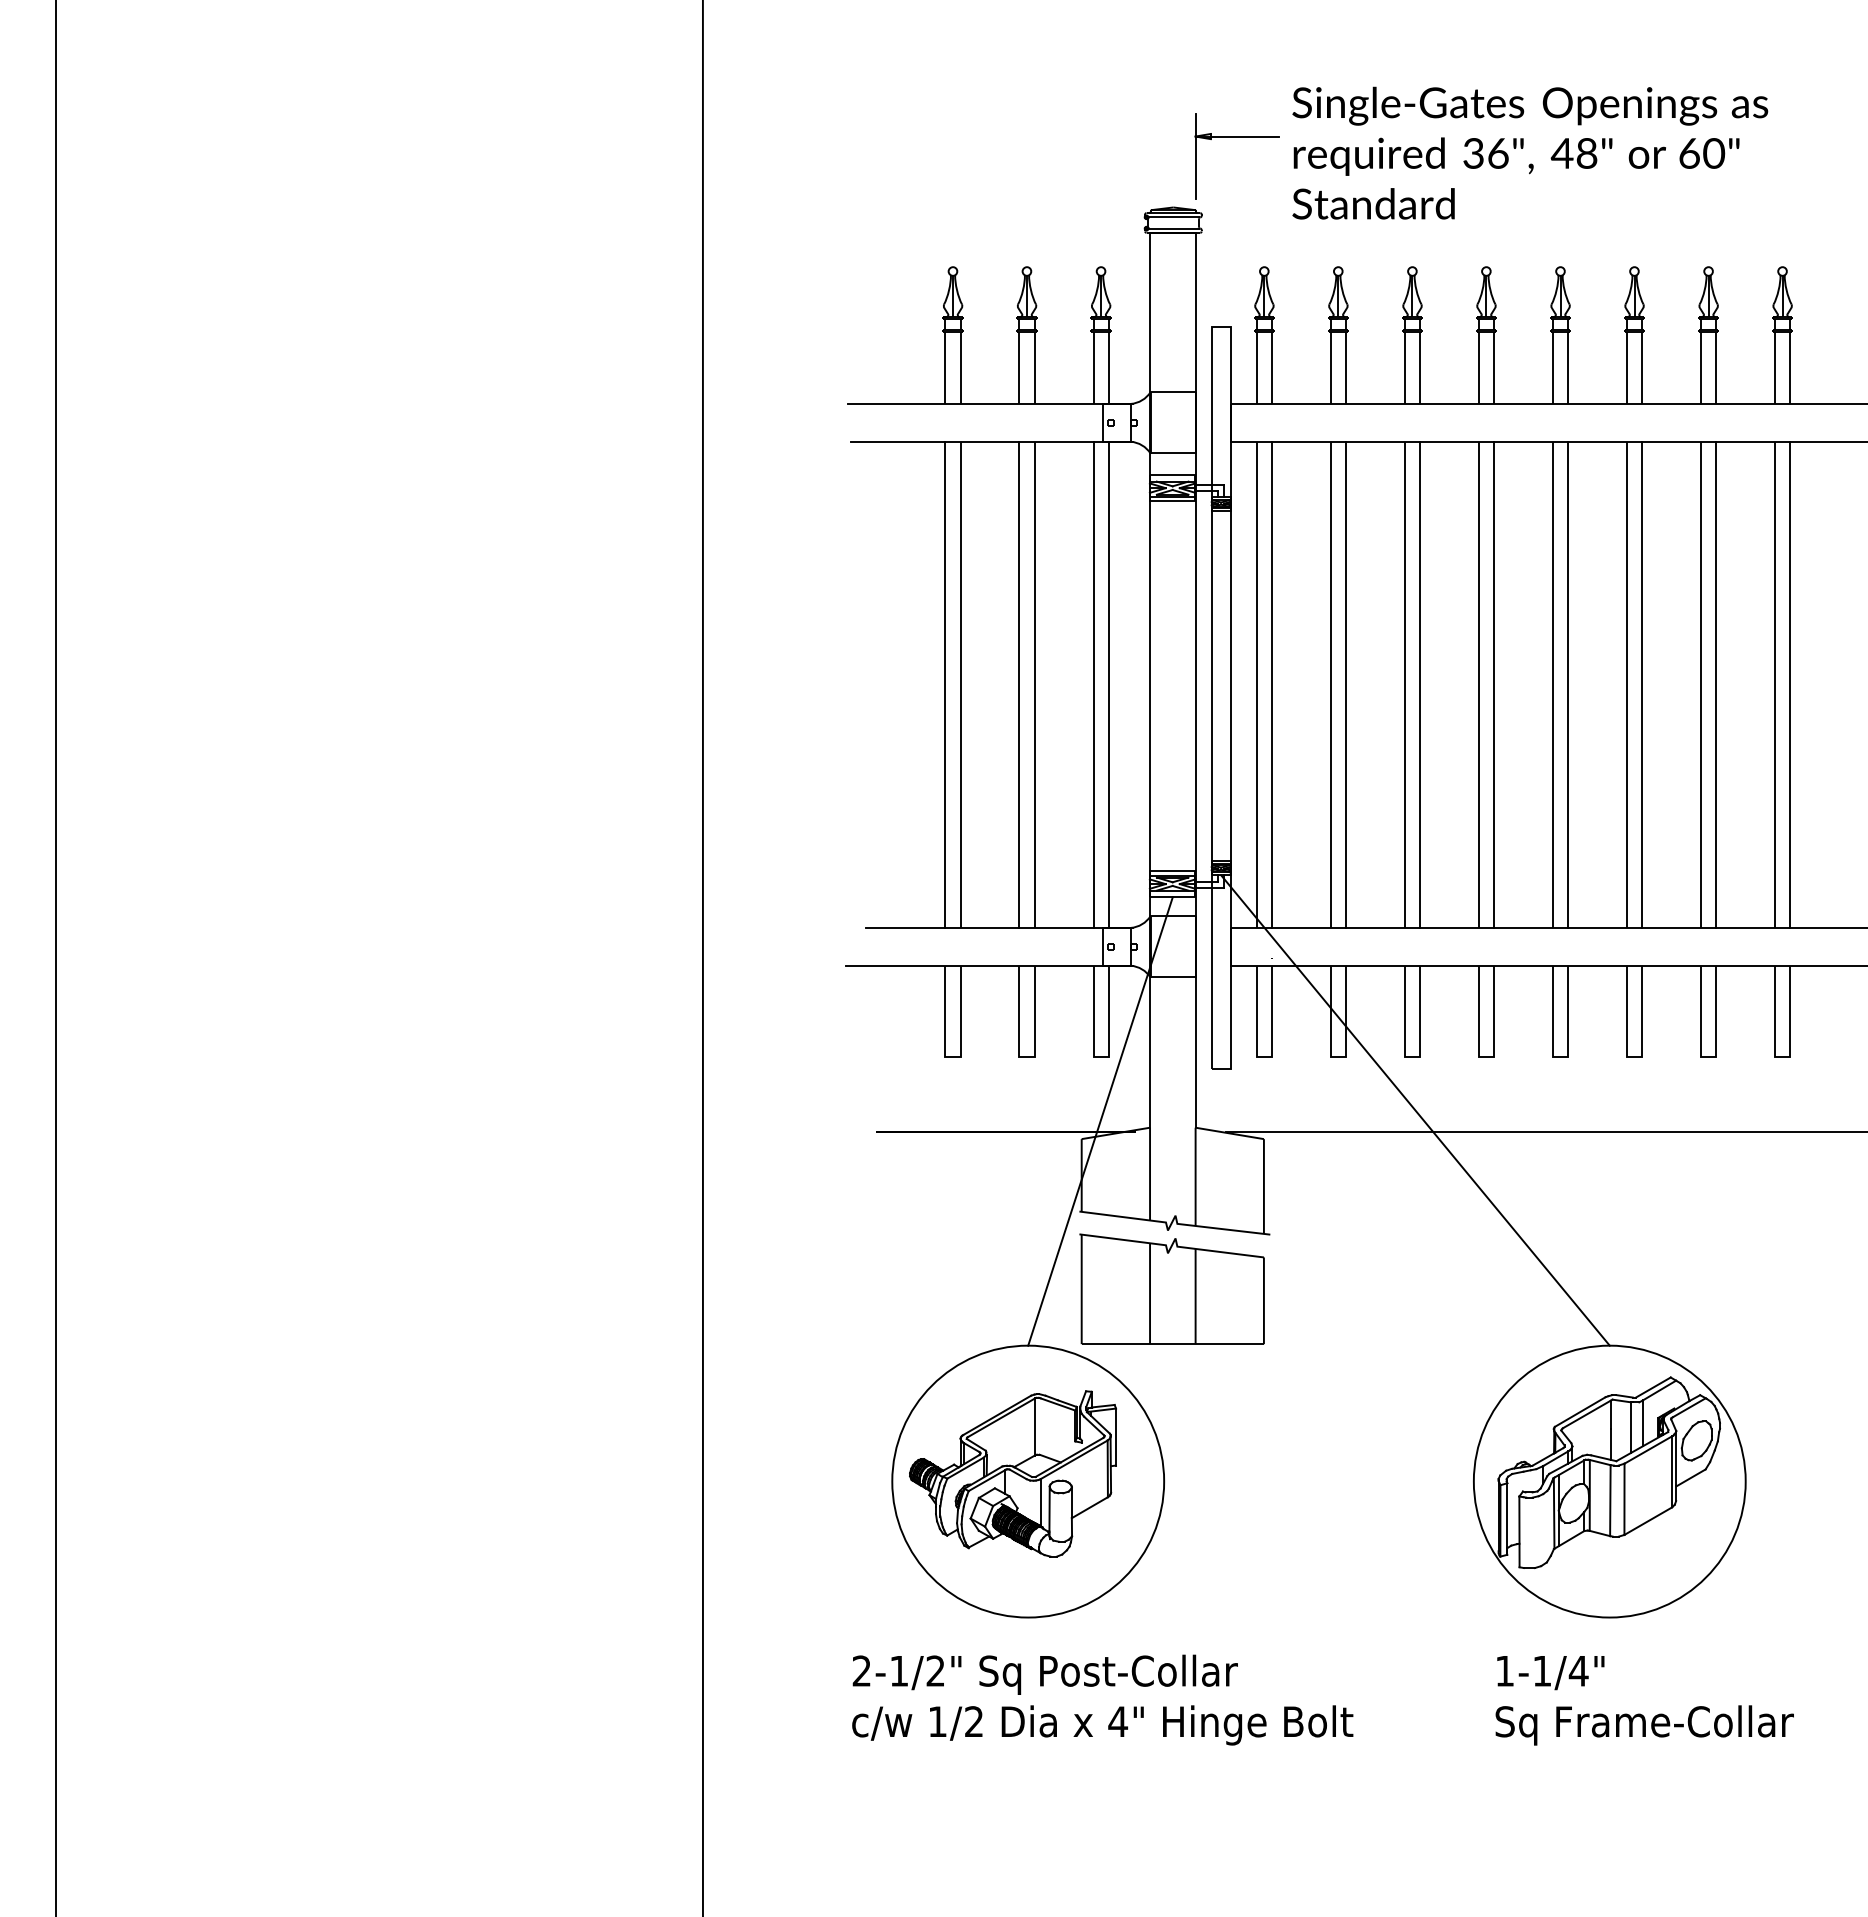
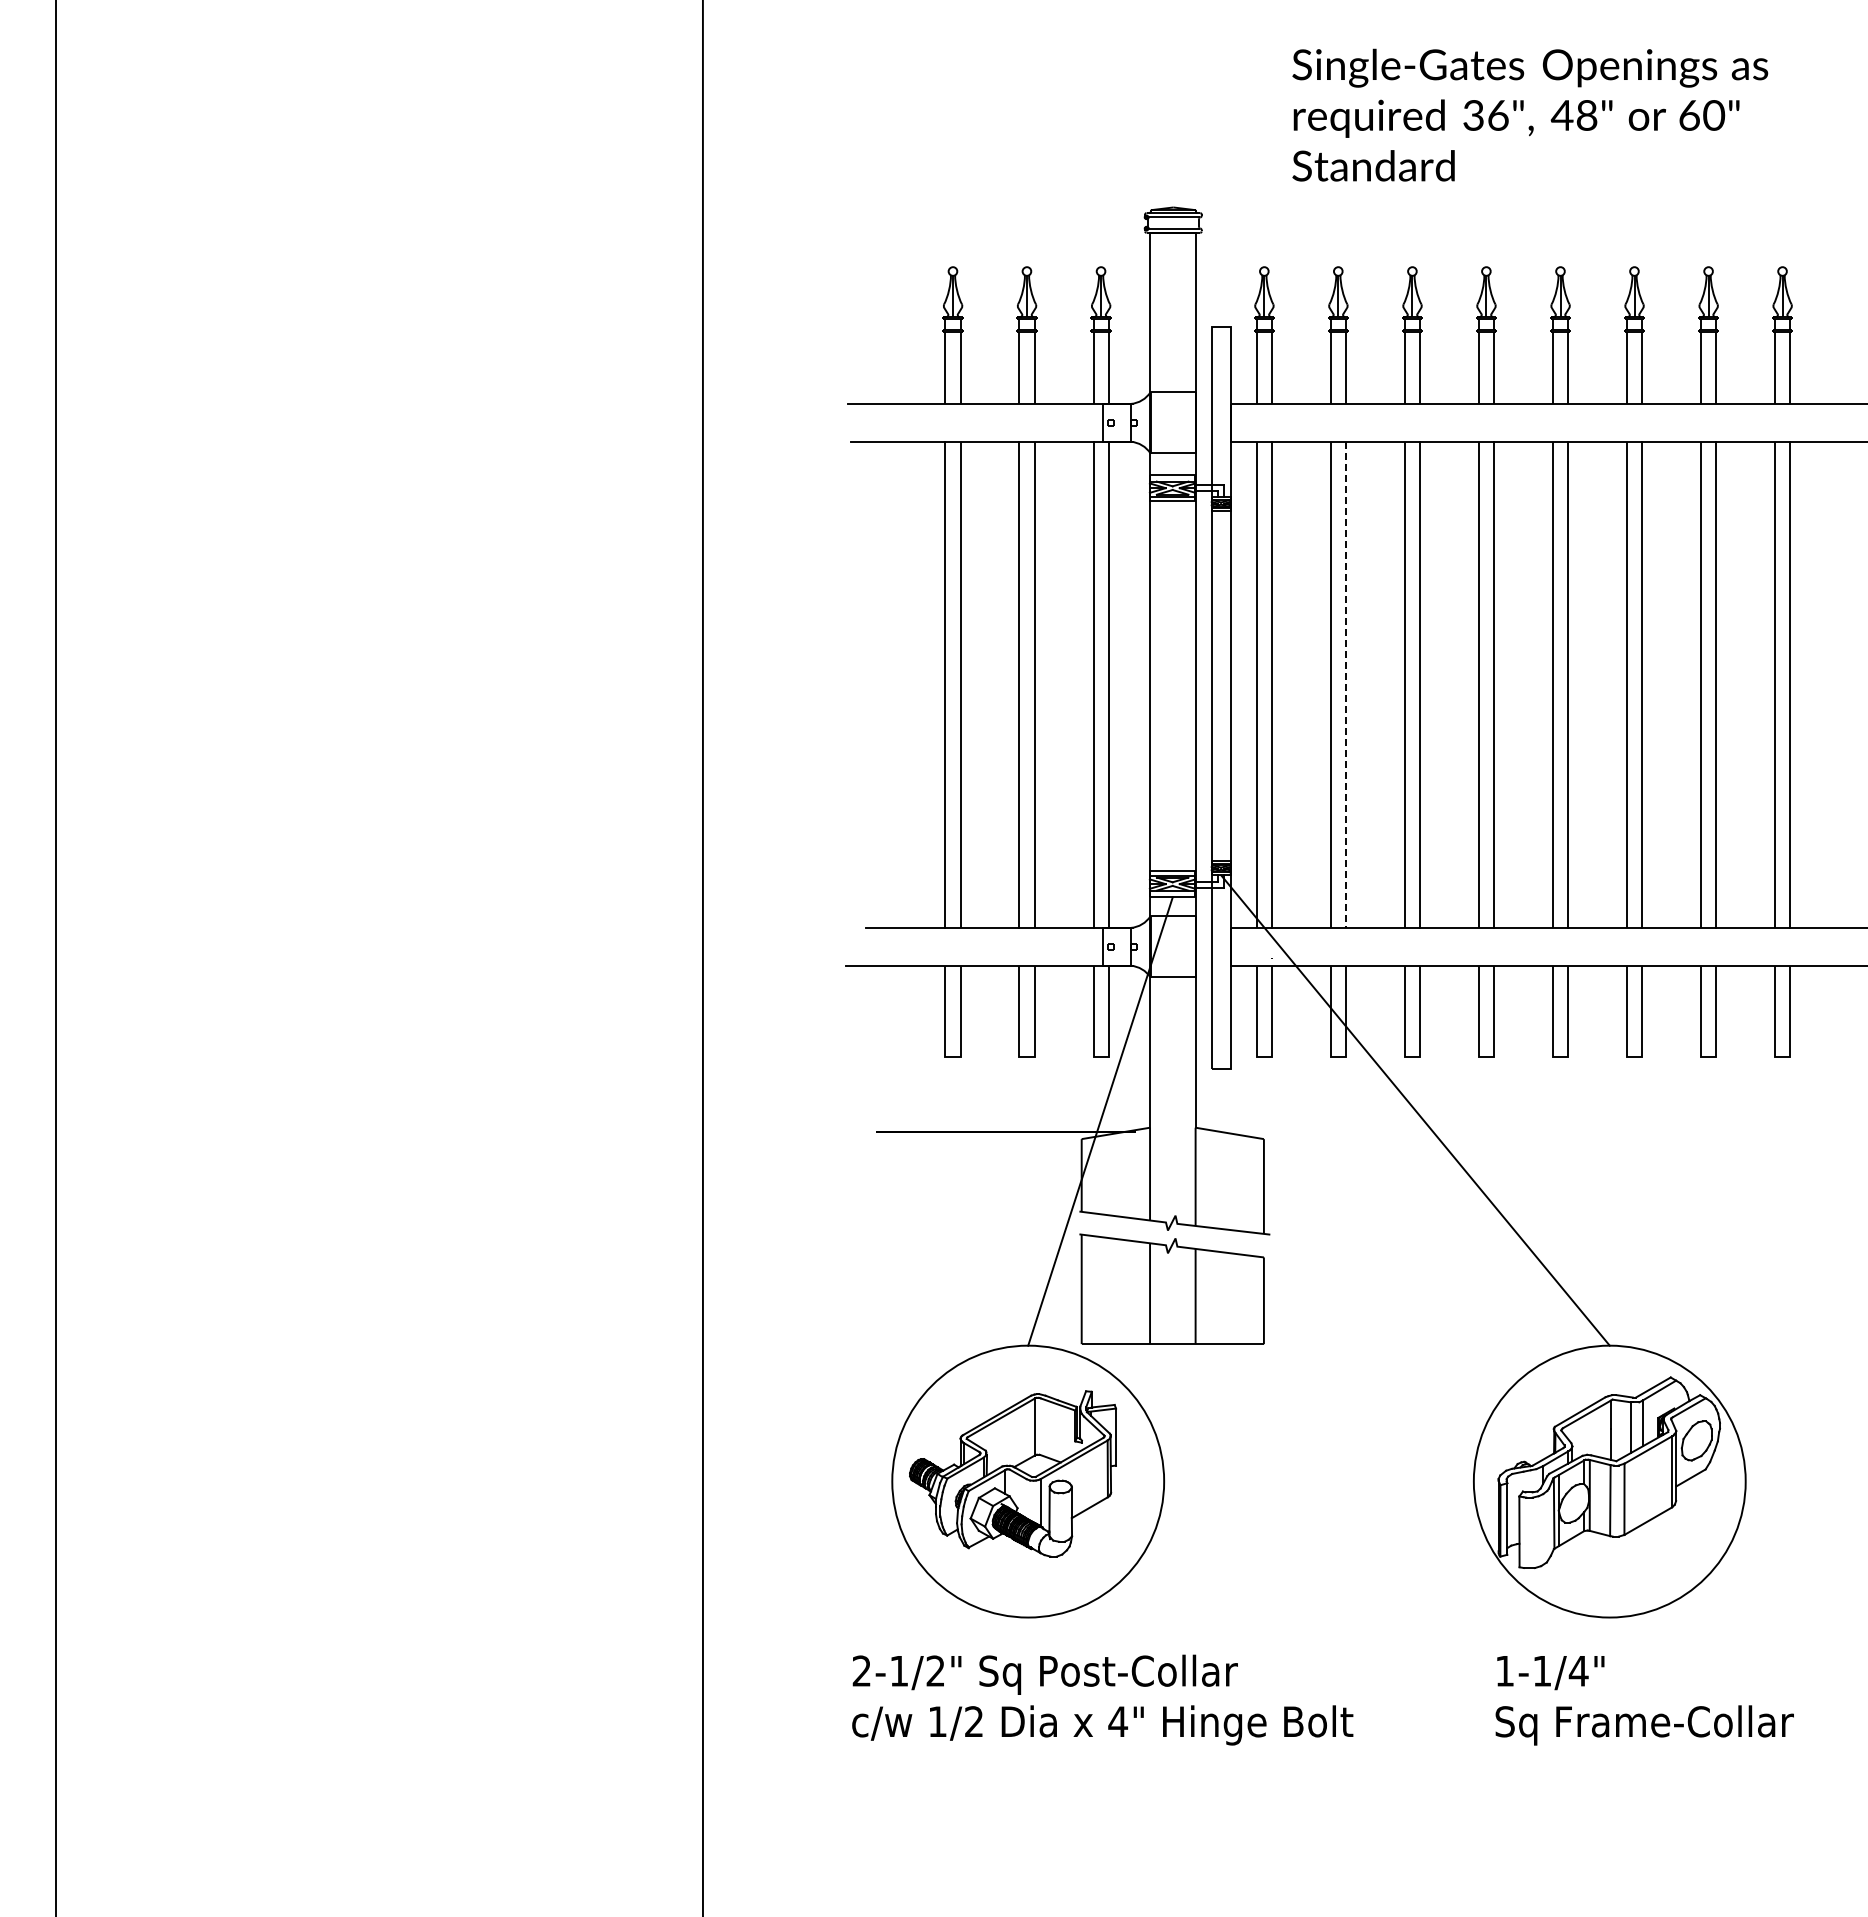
part: present -> none (1236, 137)
text position: (1530, 152) -> (1530, 114) (1530, 114)
line: solid -> dashed (1345, 685)
line: present -> none (1544, 1131)
